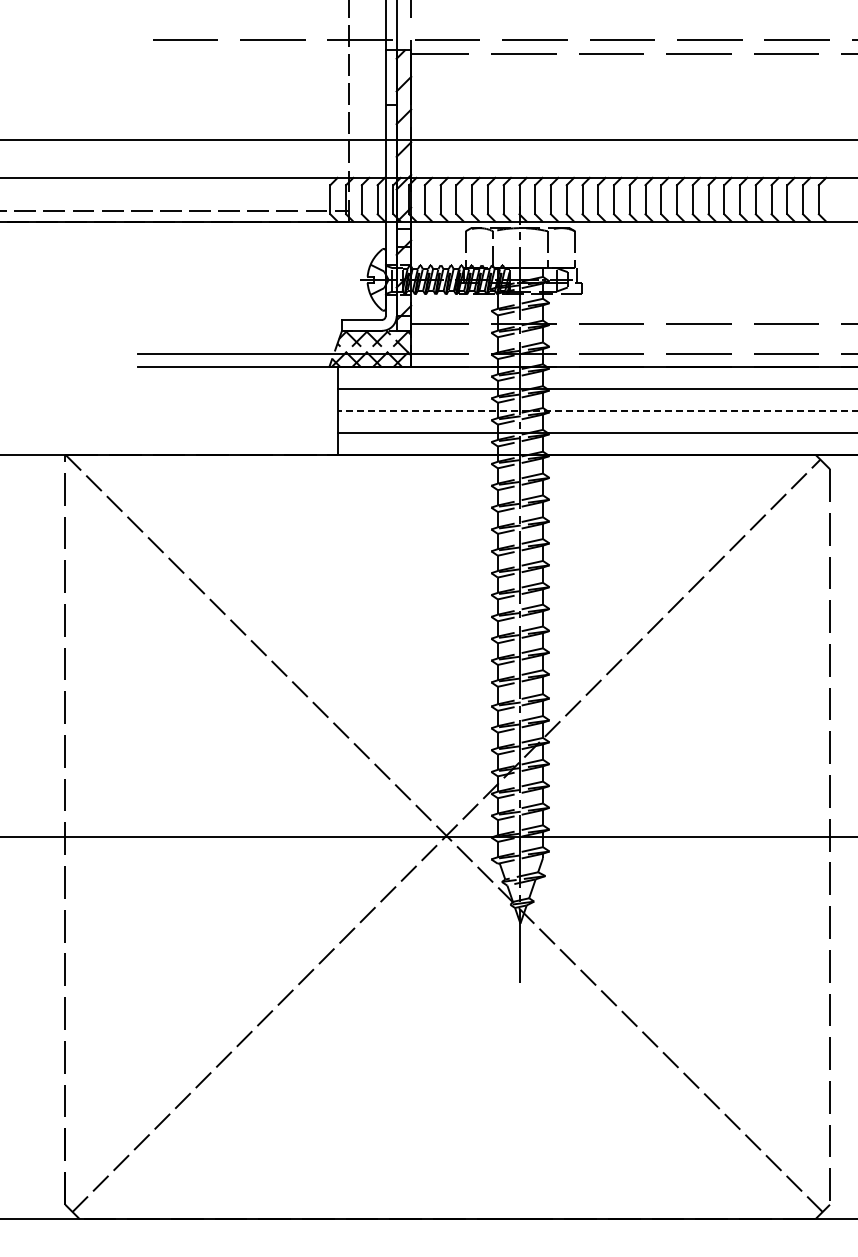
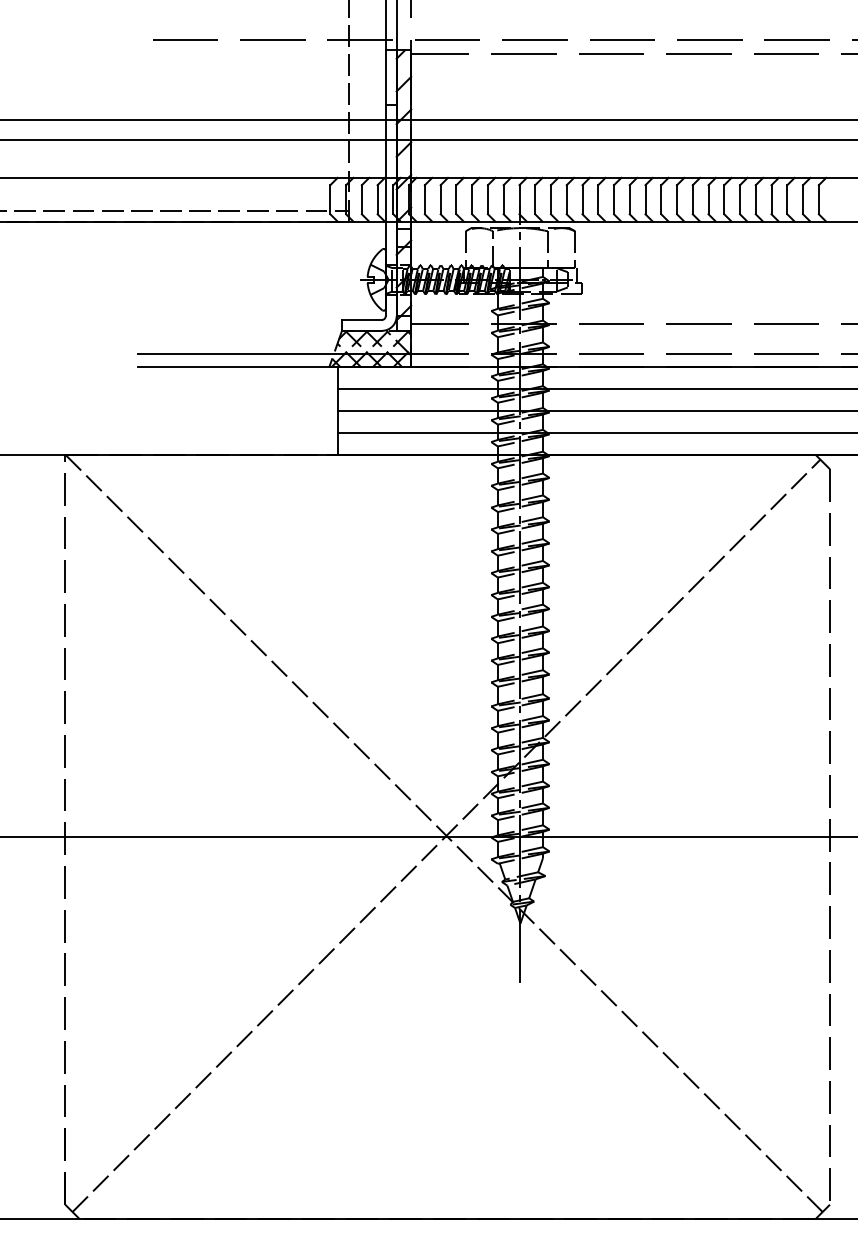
line: none -> present (428, 119)
line: dashed -> solid (597, 410)
